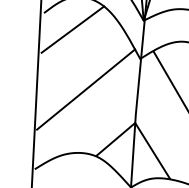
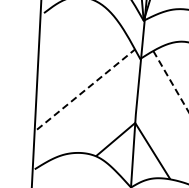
line: present -> none (72, 29)
line: solid -> dashed (171, 82)
line: solid -> dashed (86, 89)
